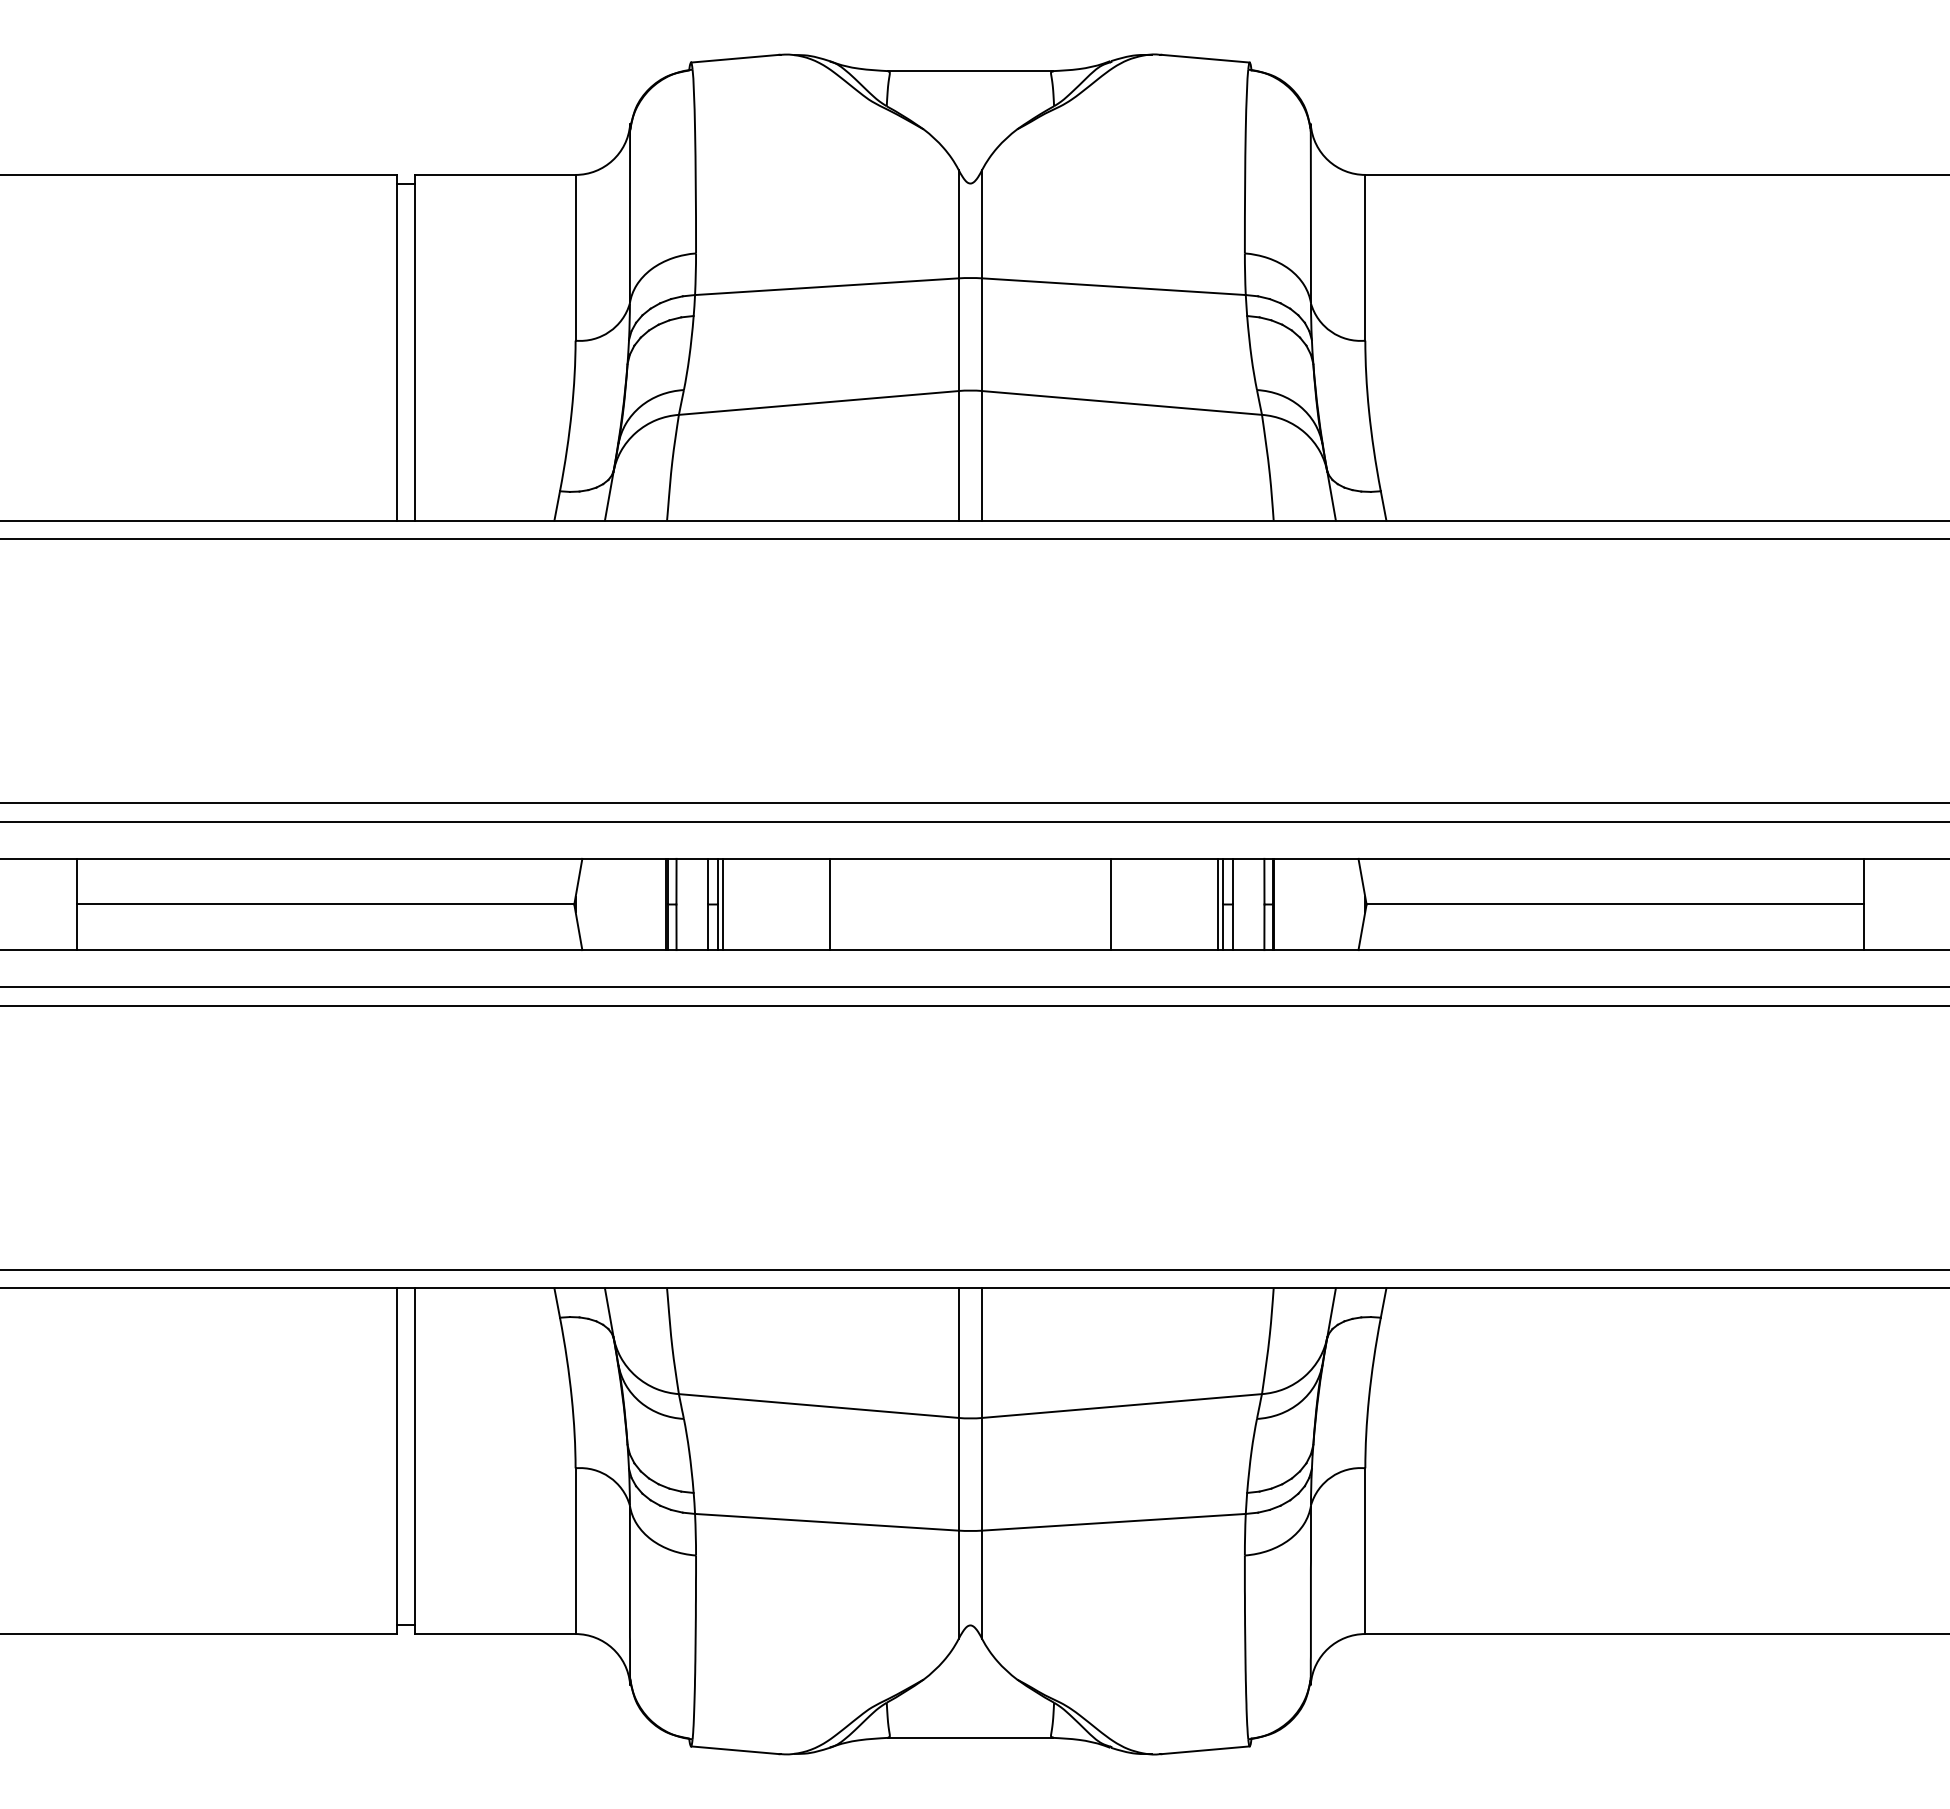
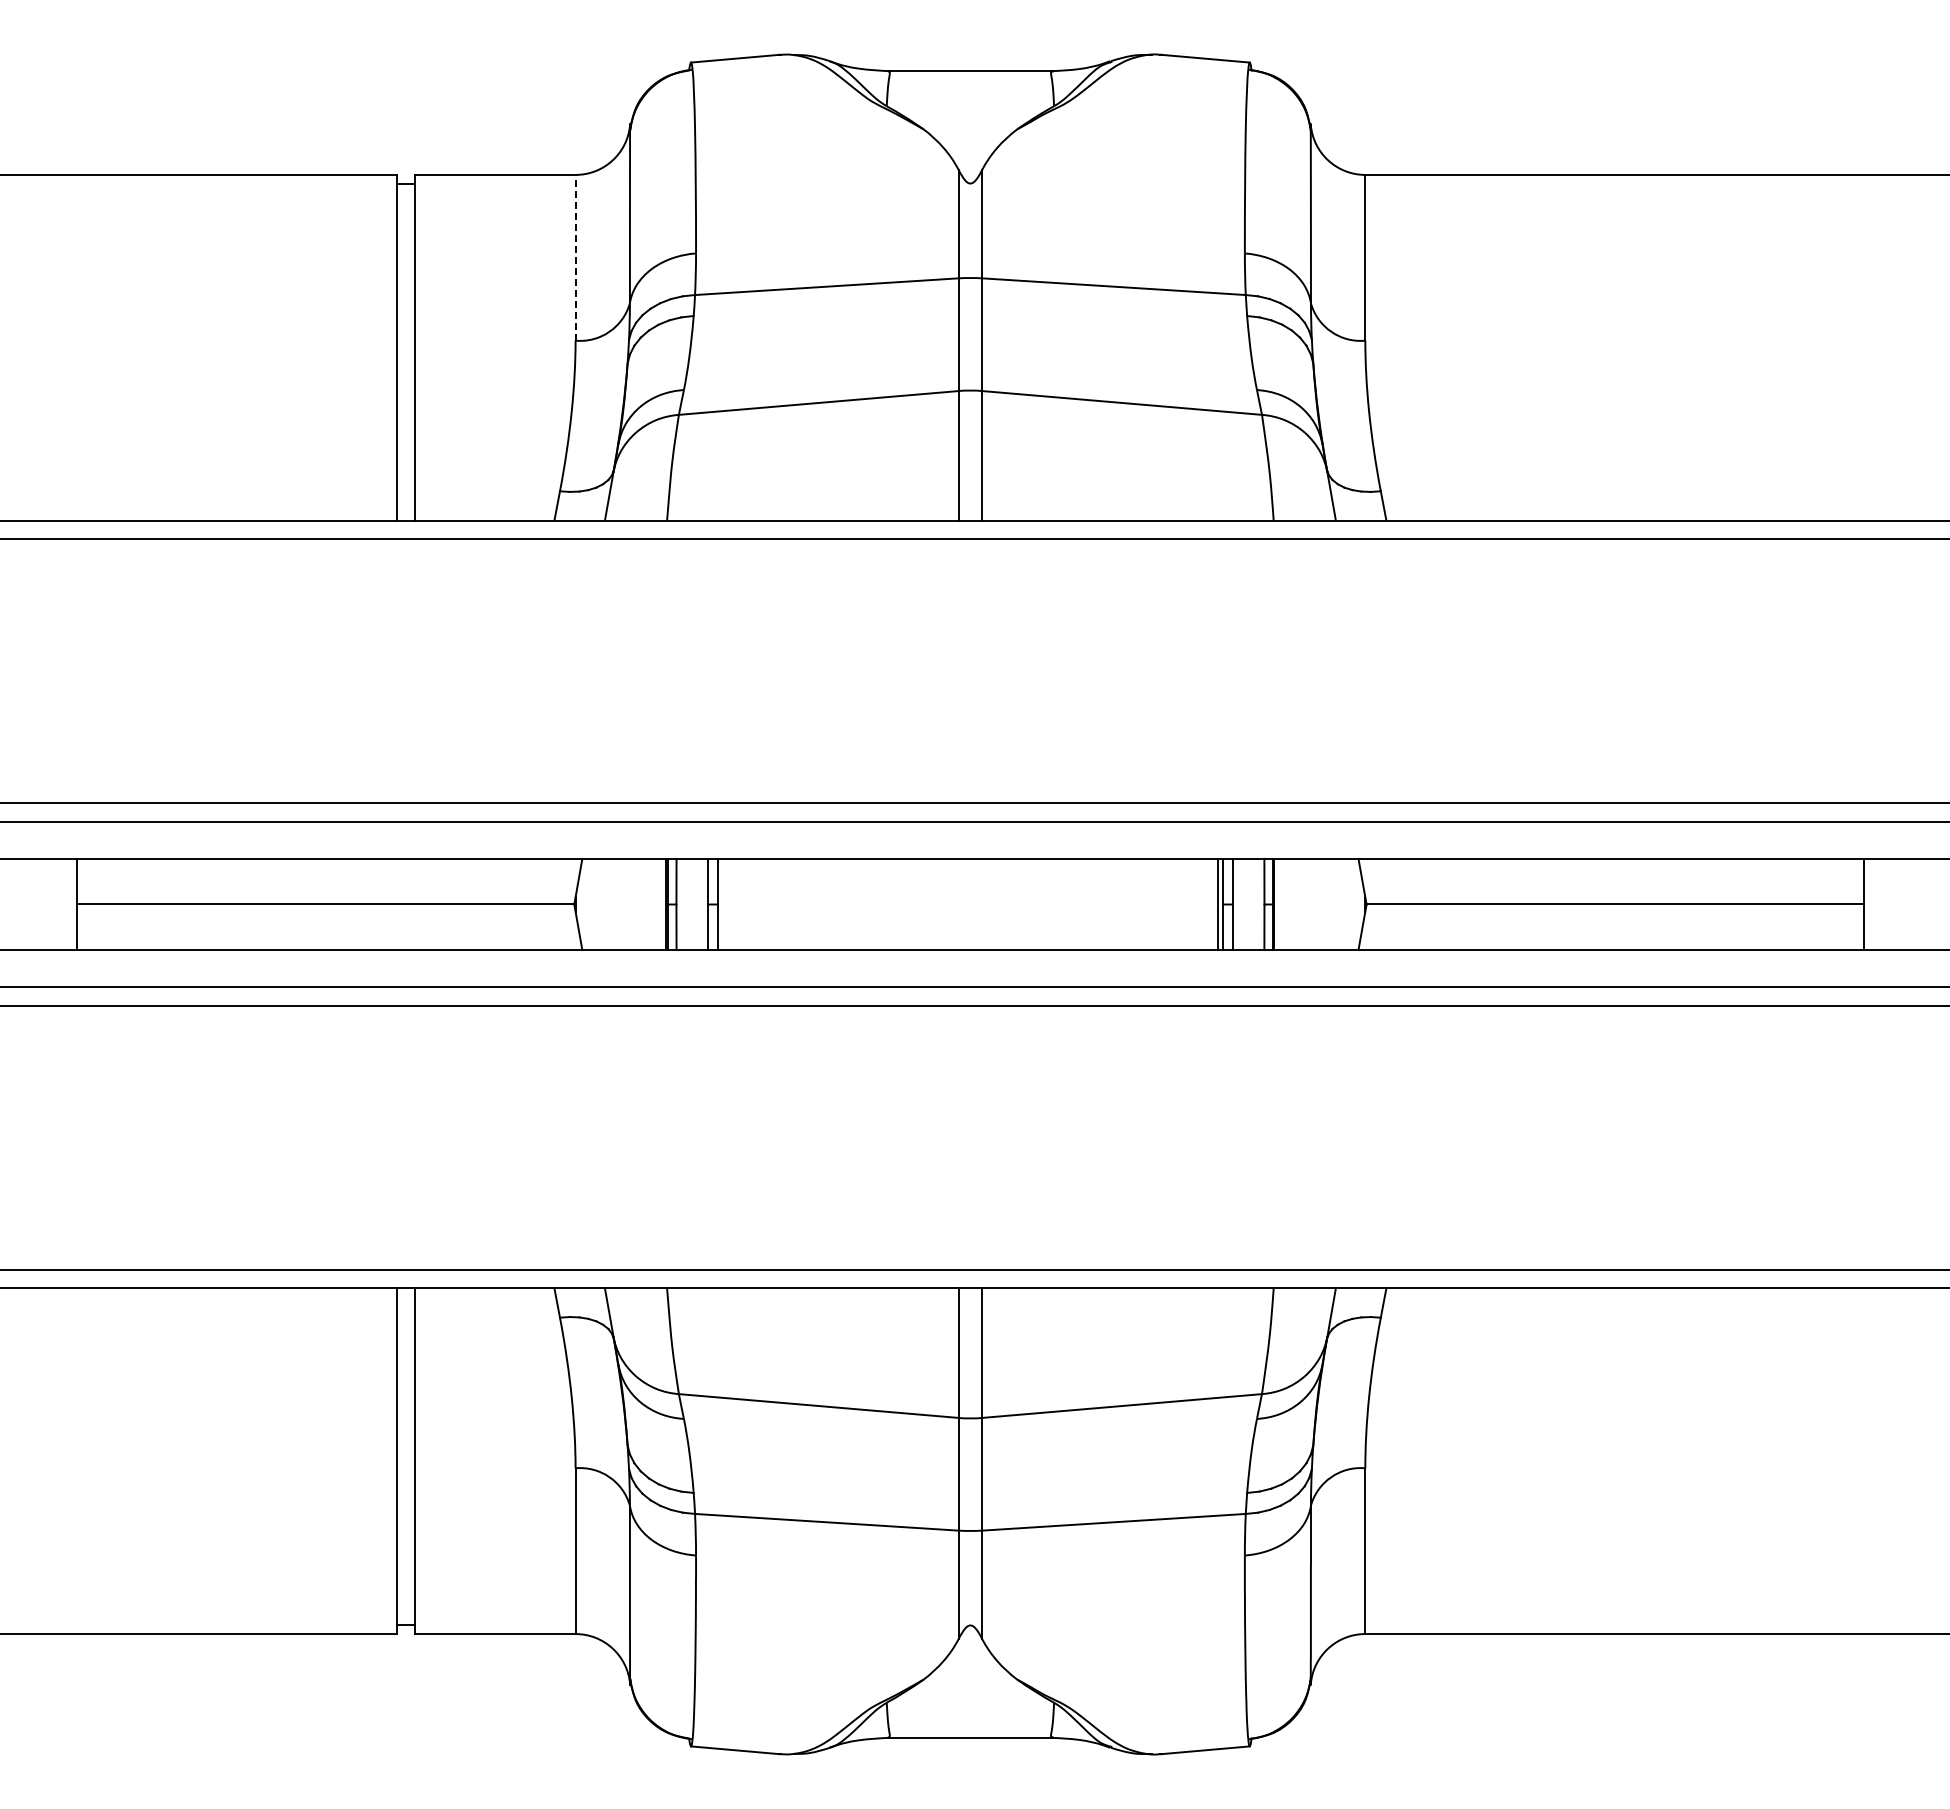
line: solid -> dashed (575, 257)
line: present -> none (722, 904)
line: present -> none (829, 904)
line: present -> none (1111, 904)
